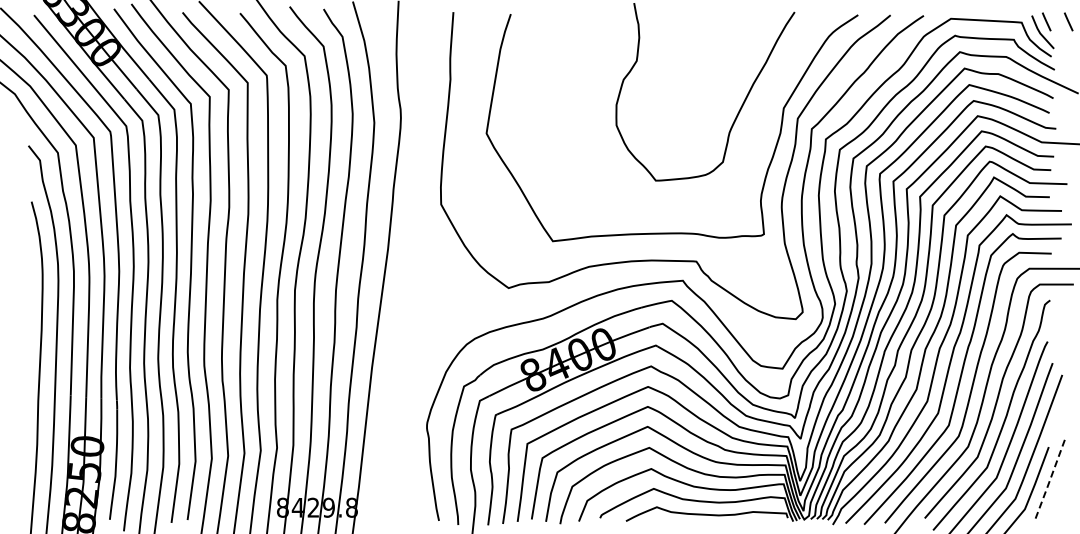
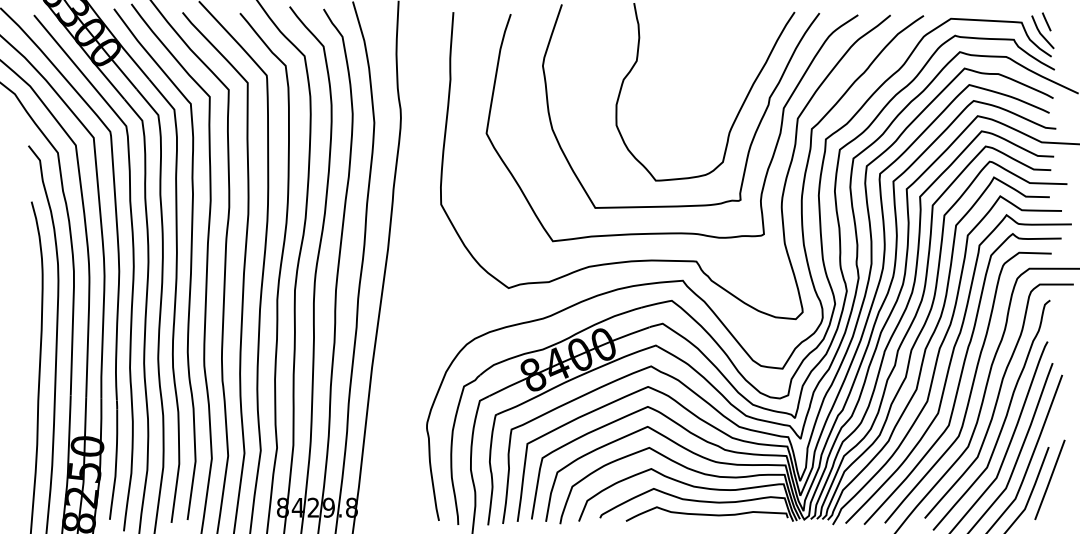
line: present -> none (1068, 21)
curve: none -> present (752, 137)
line: dashed -> solid (1049, 481)
